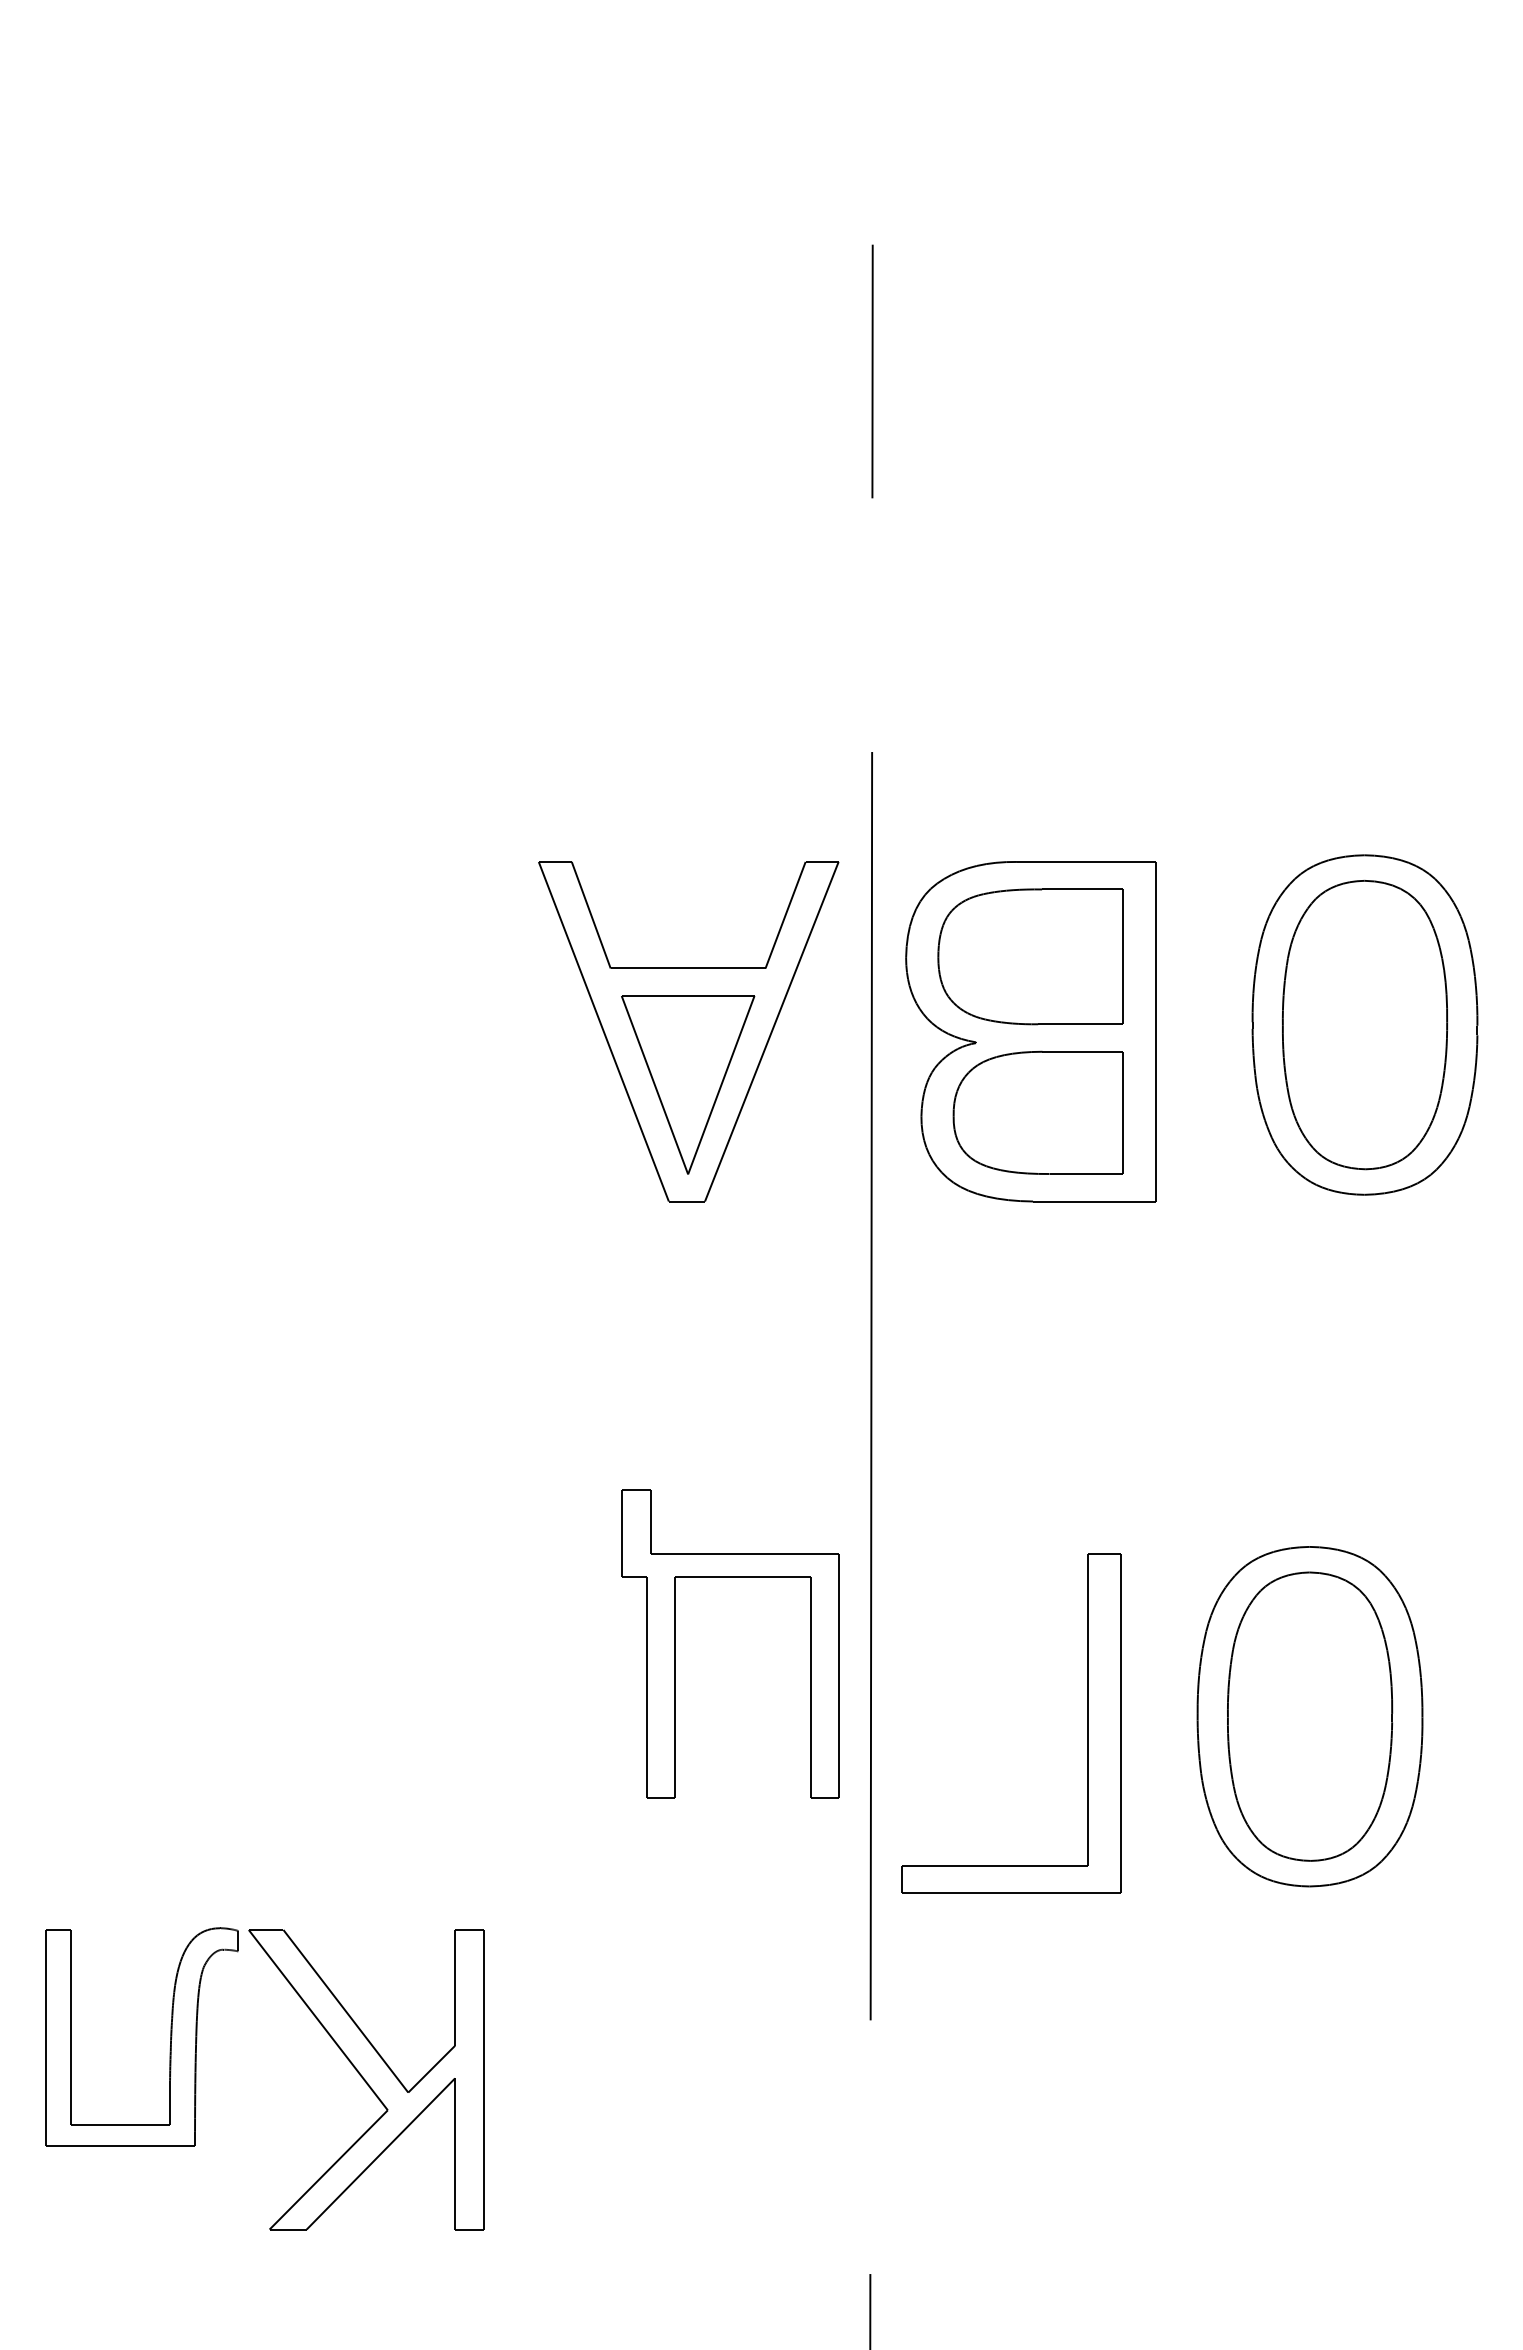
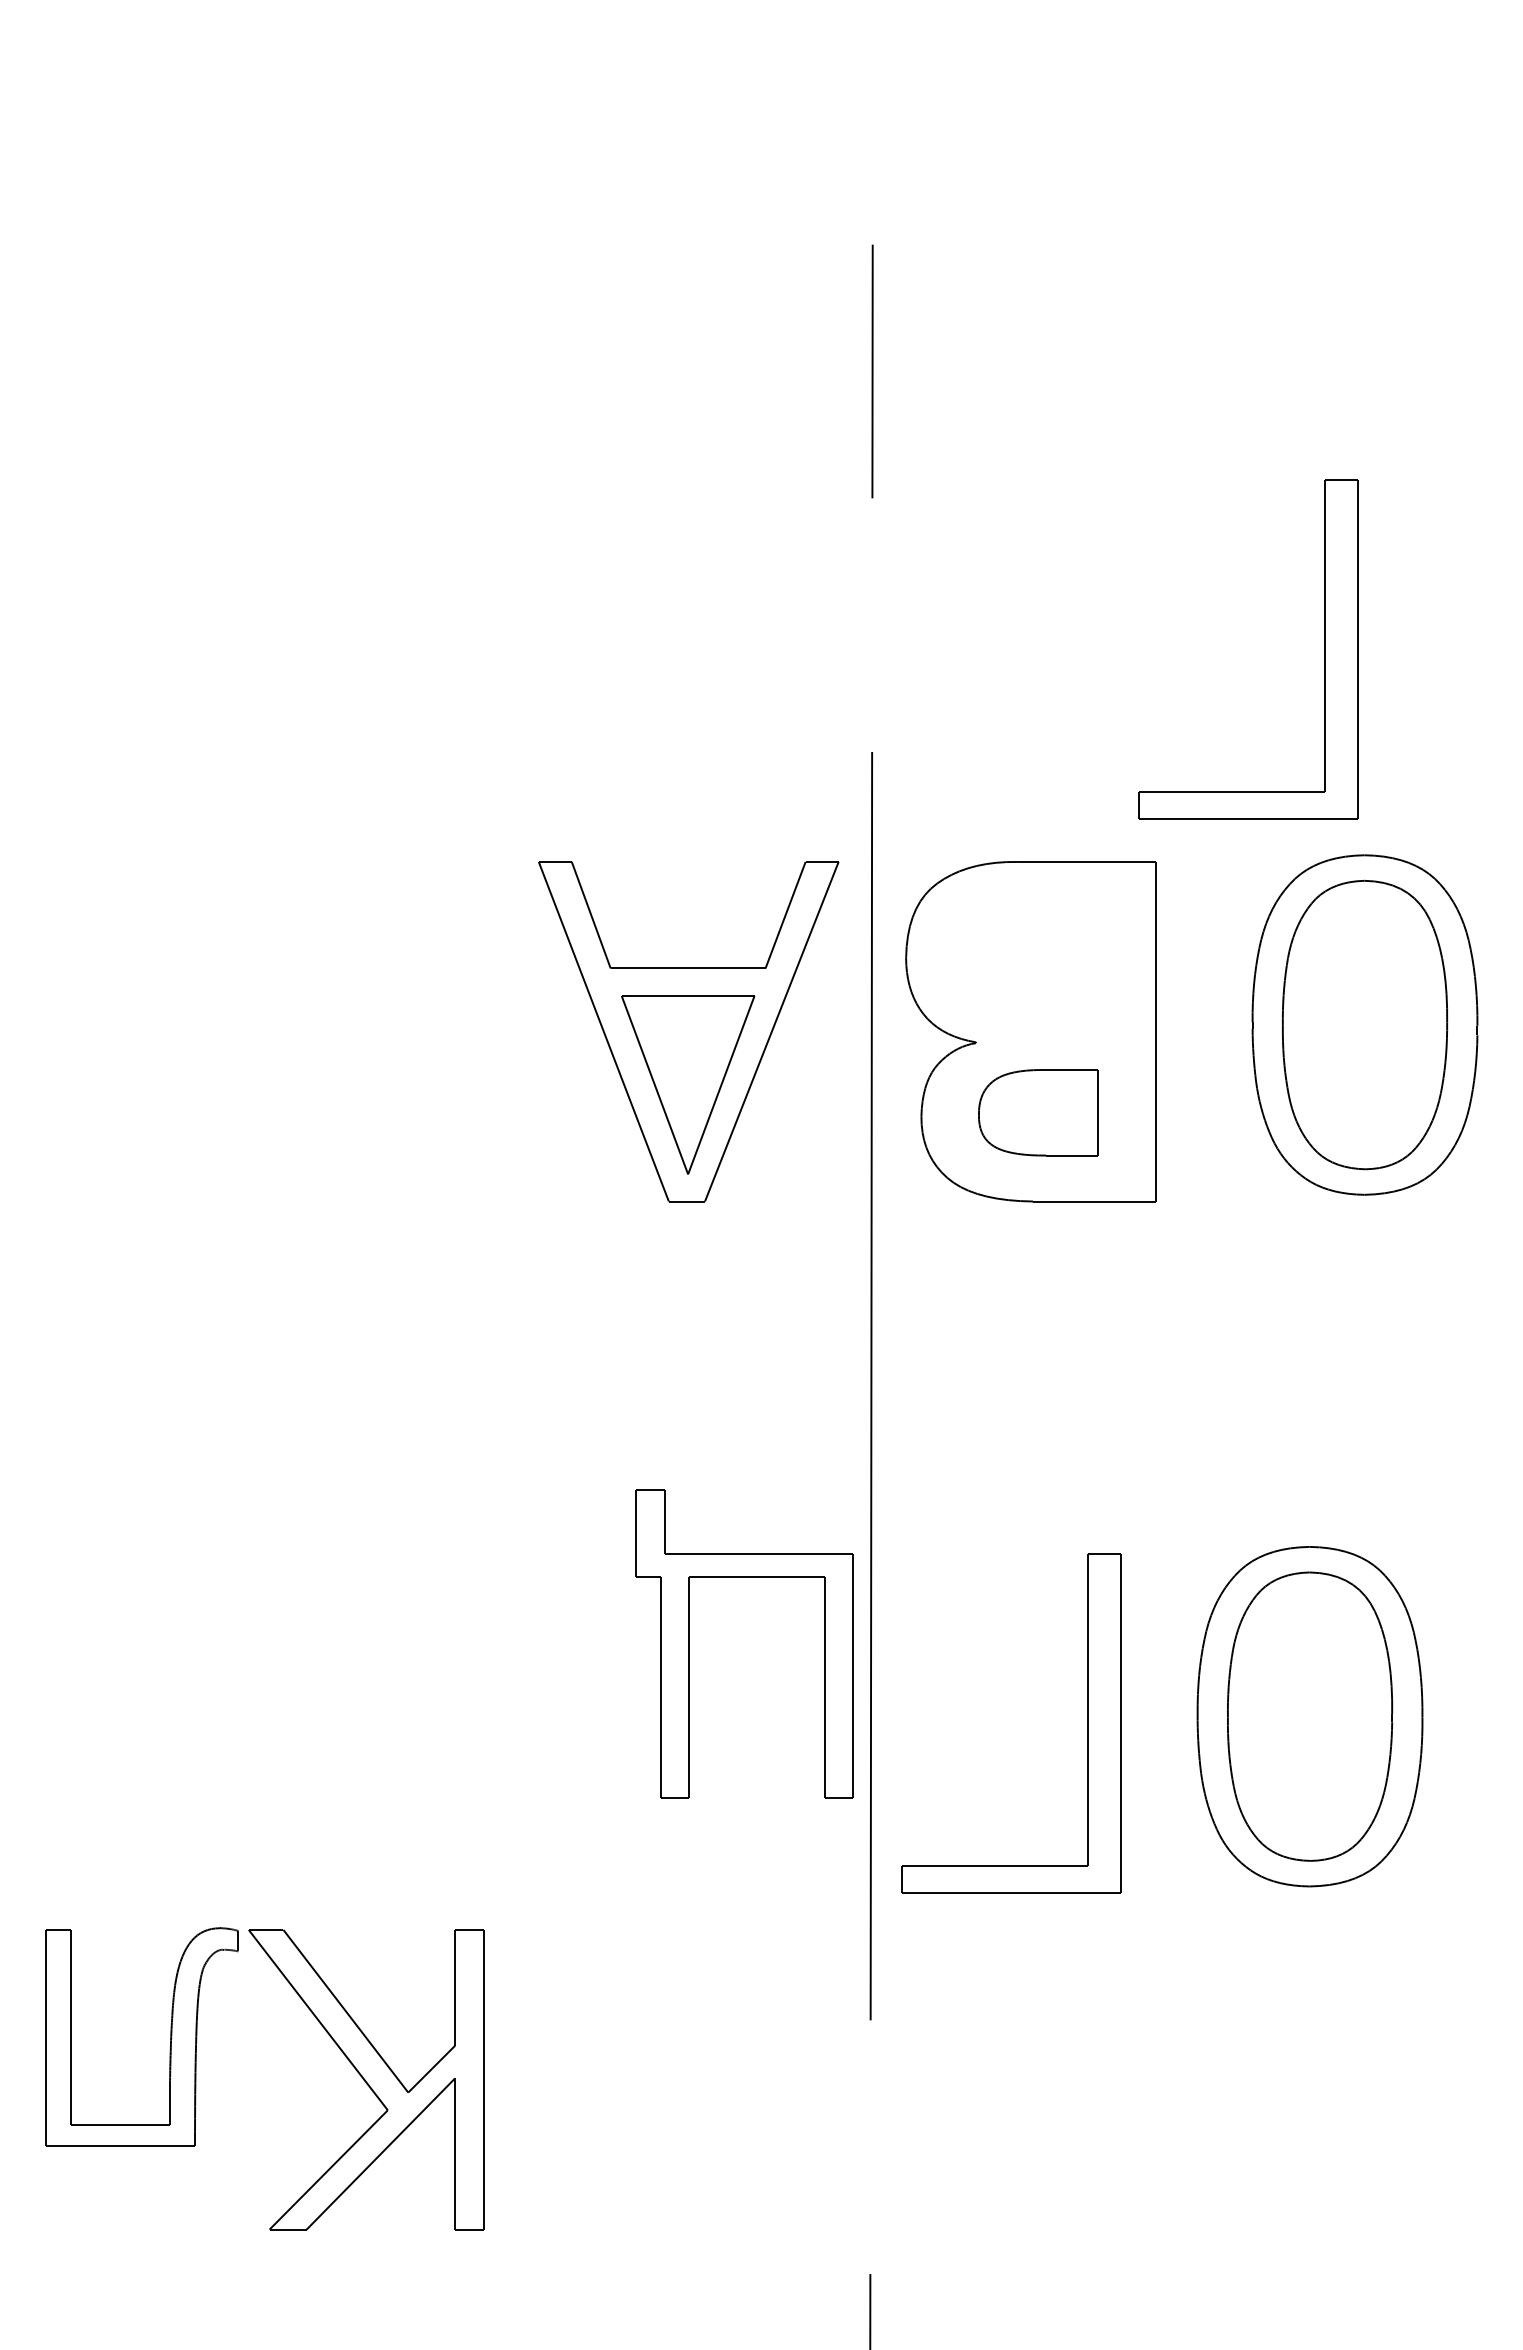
part: none -> present (1324, 649)
part: present -> none (1030, 956)
part size: 172x125 px -> 121x88 px (1038, 1112)
part position: (675, 1643) -> (689, 1643) (689, 1643)
